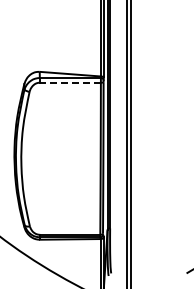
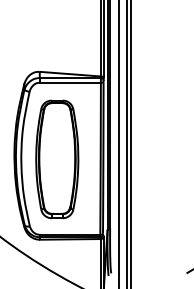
line: dashed -> solid (70, 82)
line: none -> present (118, 143)
part: none -> present (57, 159)
